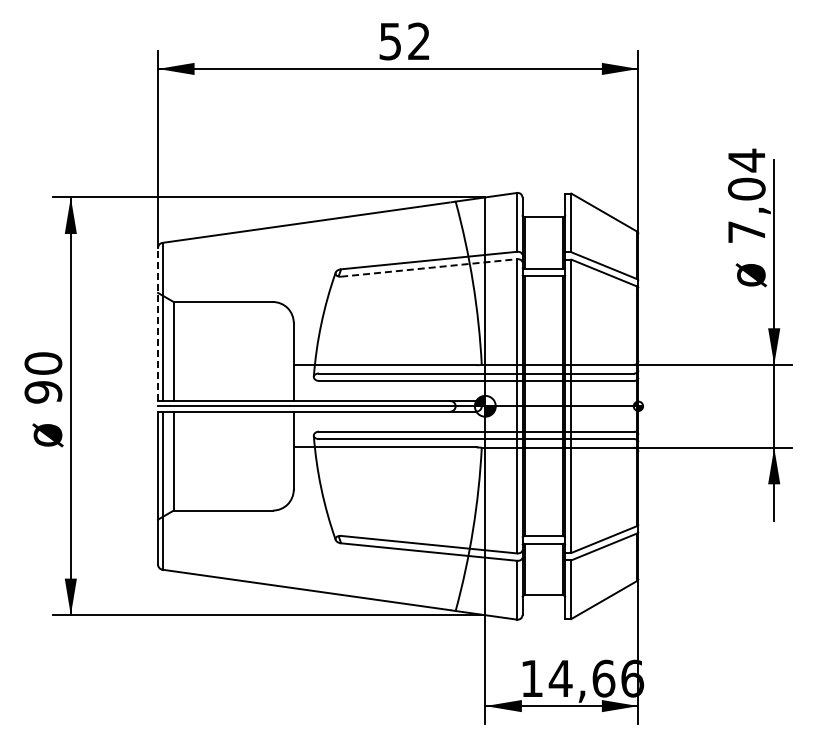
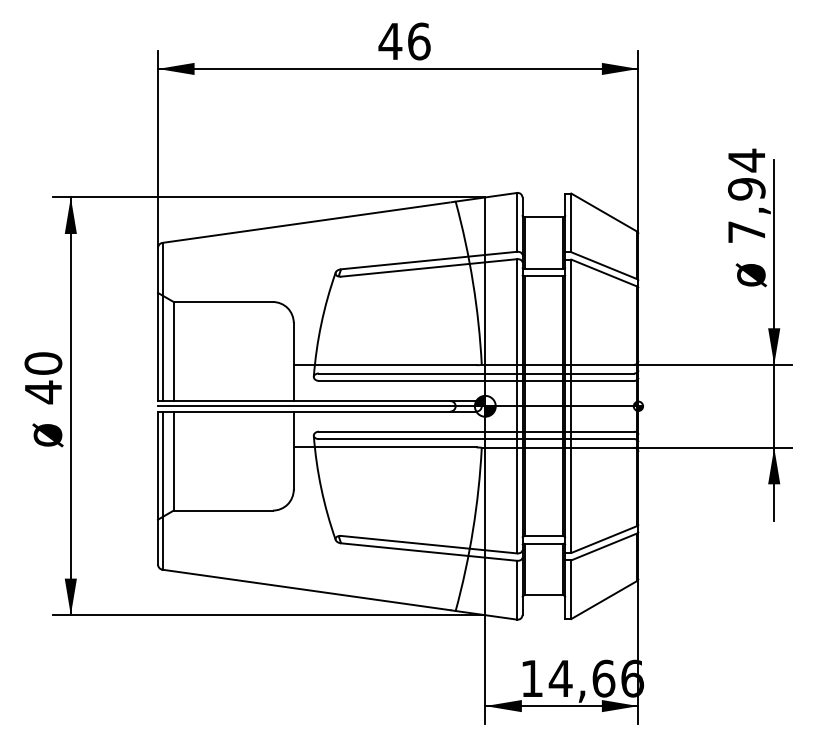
text: 52 -> 46 (404, 41)
text: 7,04 -> 7,94 (746, 188)
line: dashed -> solid (429, 267)
line: dashed -> solid (158, 324)
text: 90 -> 40 (43, 392)
